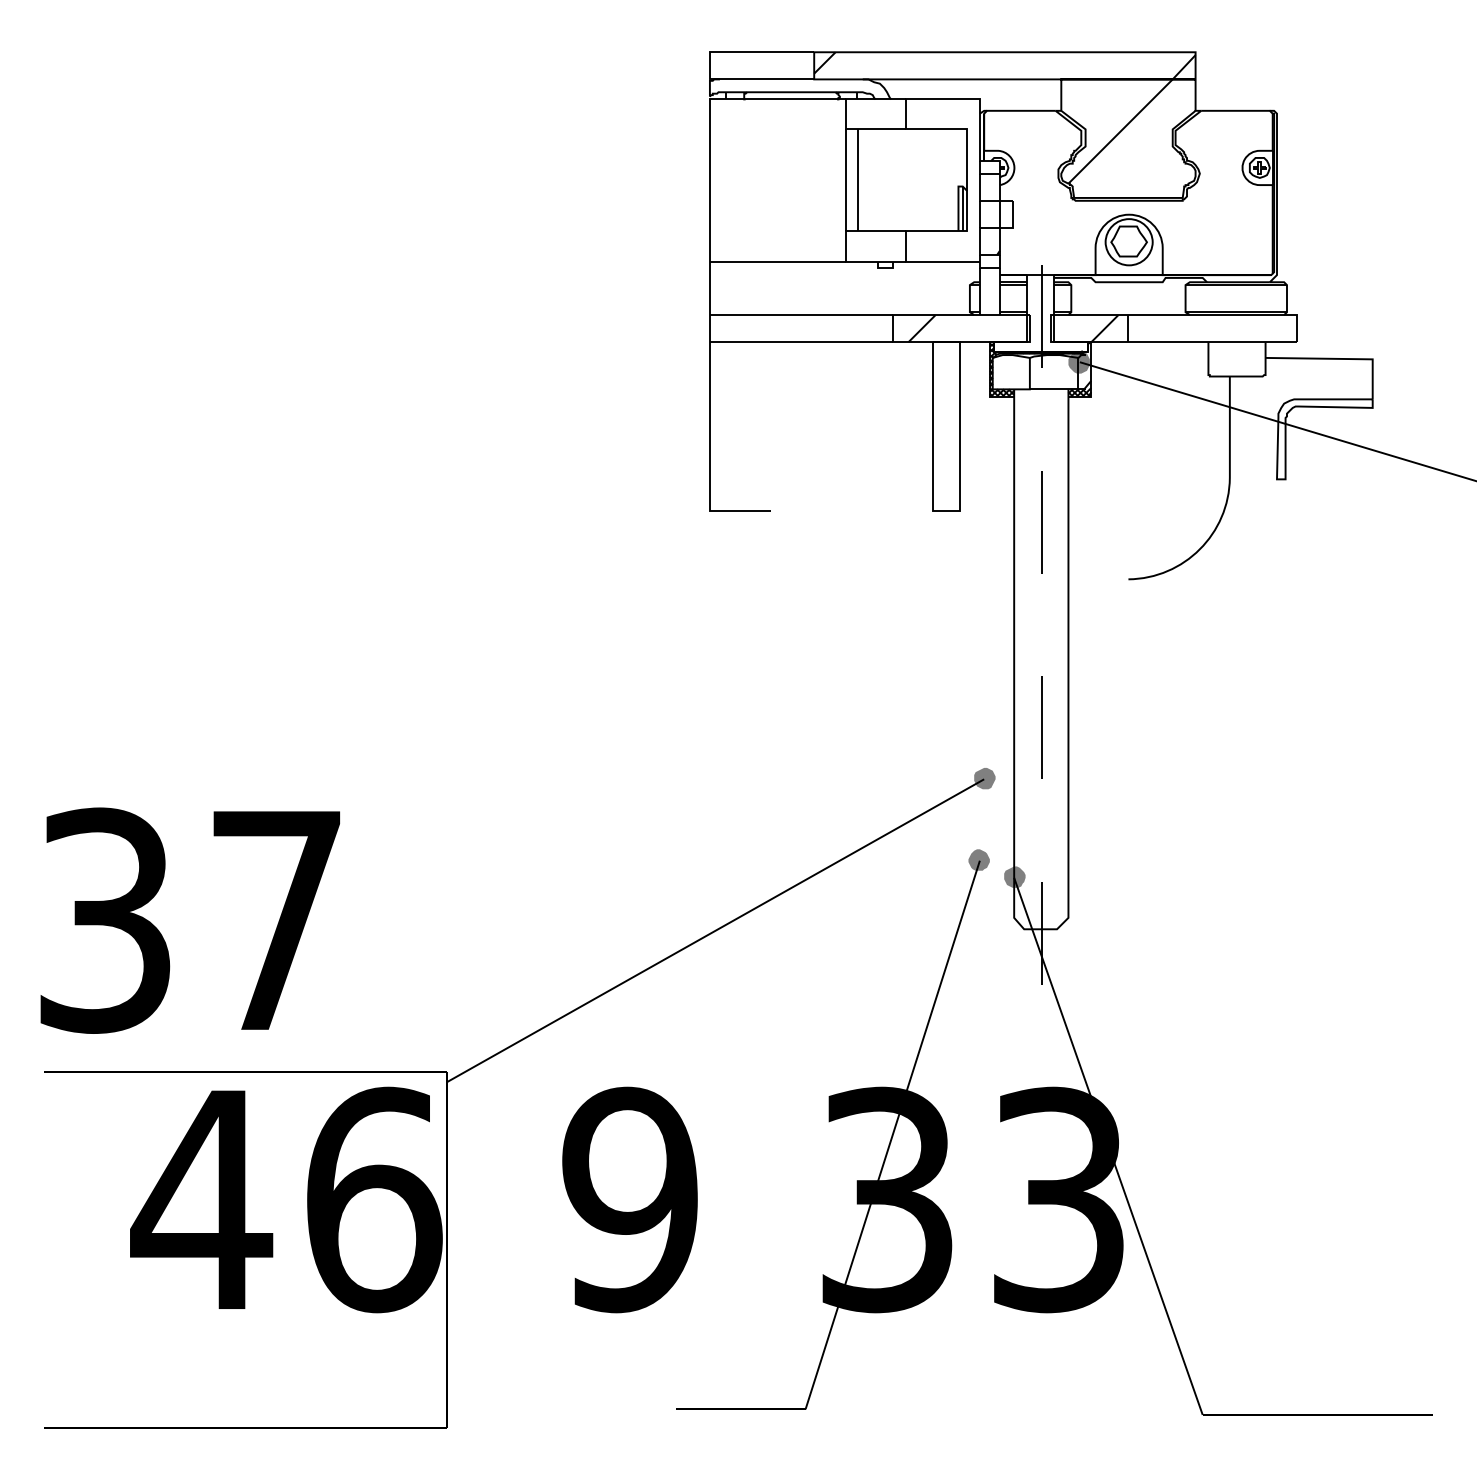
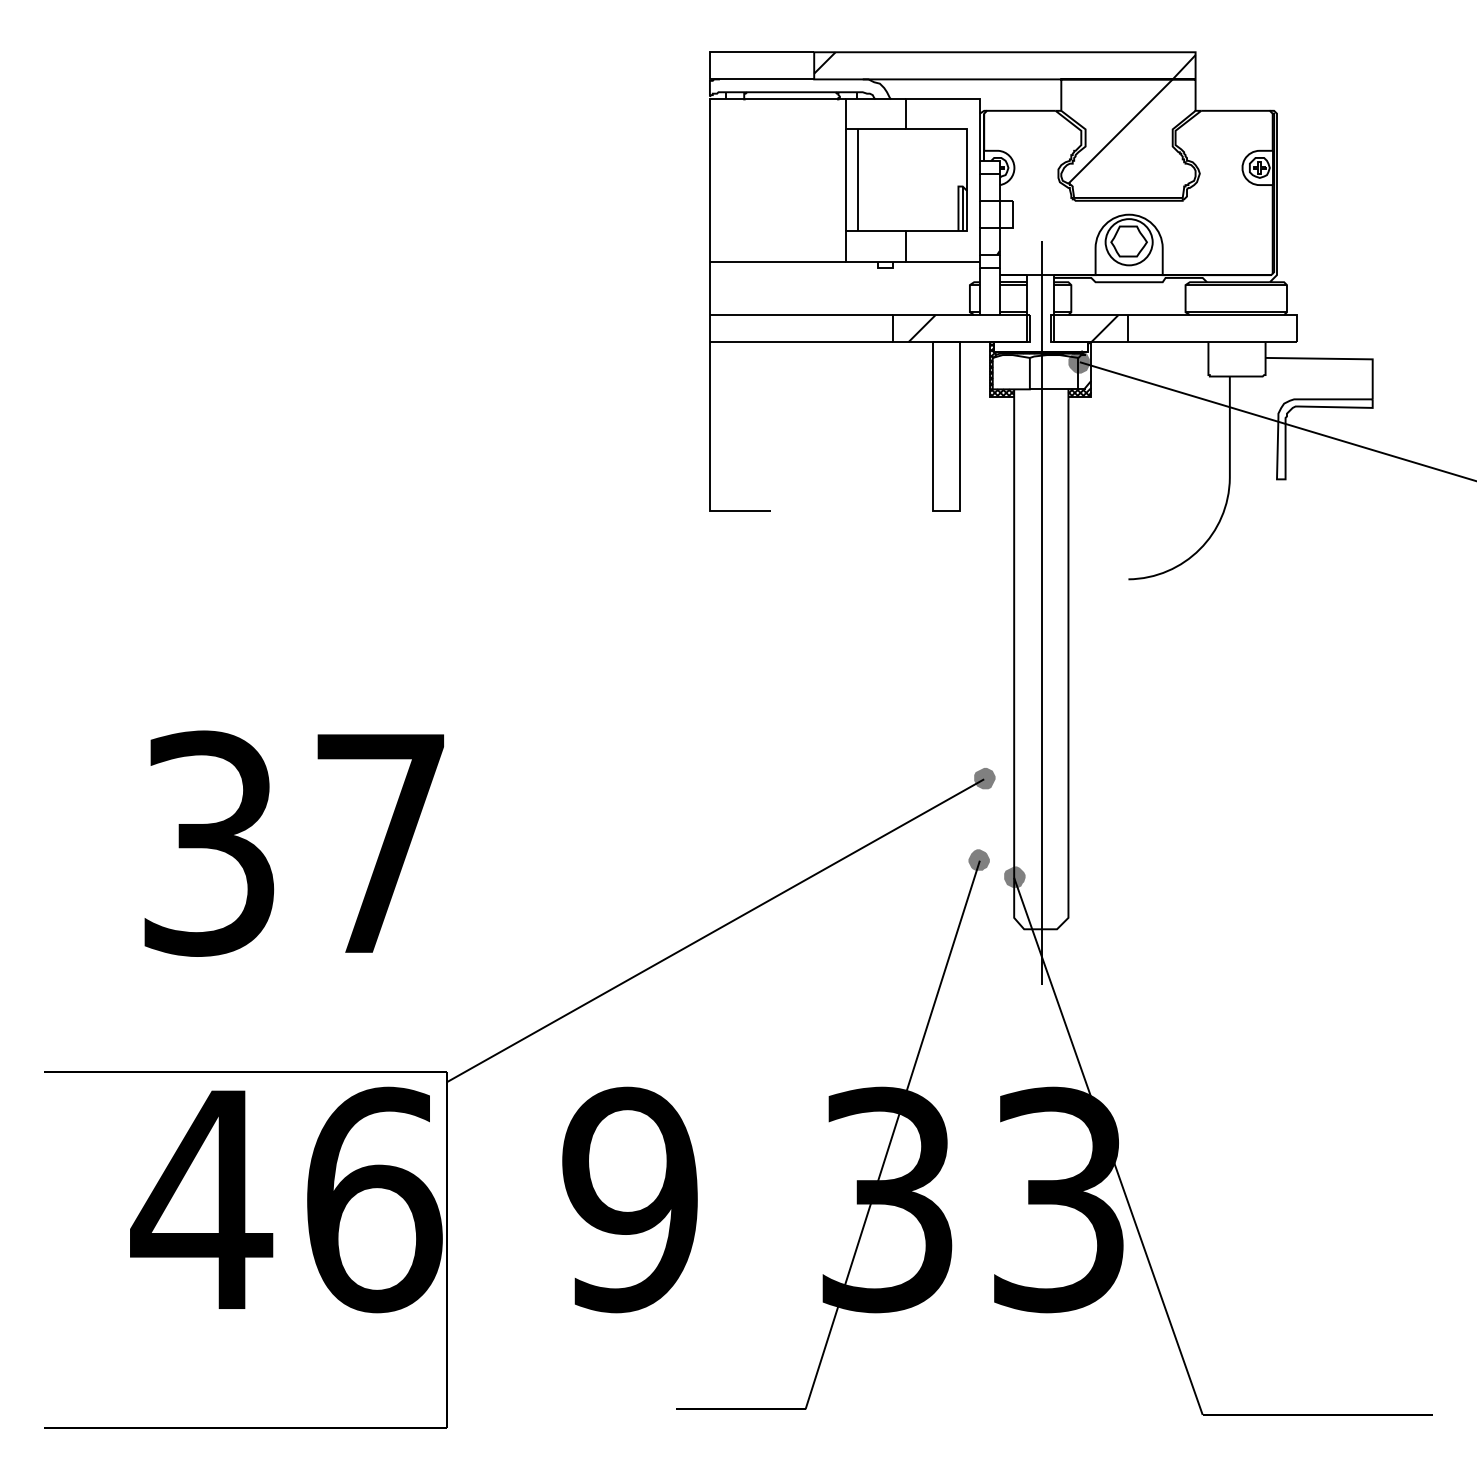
line: dashed -> solid (1041, 612)
text position: (189, 920) -> (293, 843) (293, 843)
